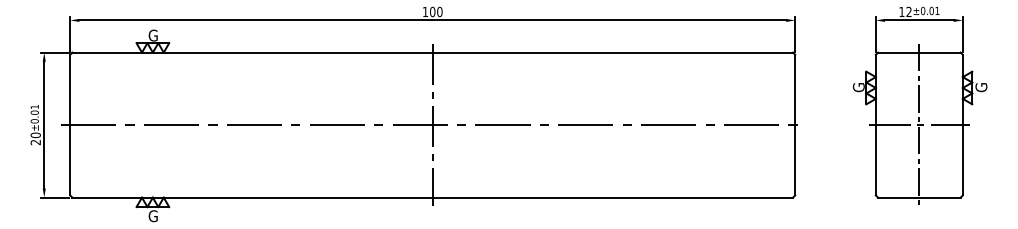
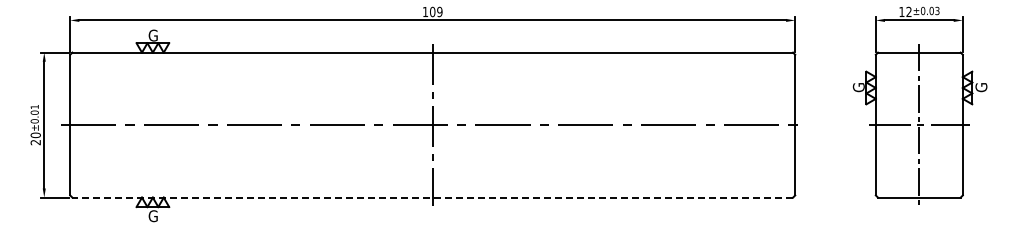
text: ±0.01 -> ±0.03 (937, 10)
text: 100 -> 109 (439, 12)
line: solid -> dashed (432, 197)
